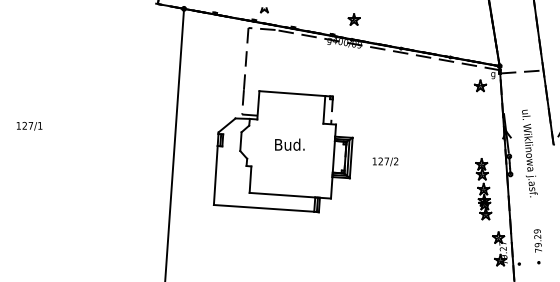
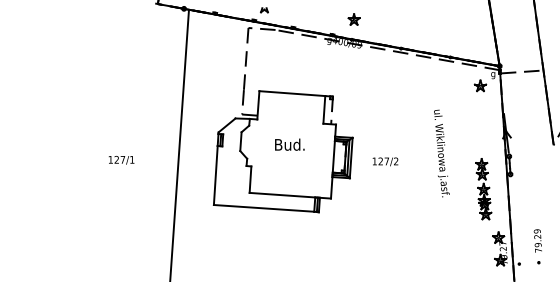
text position: (29, 126) -> (121, 160) (121, 160)
line position: (174, 144) -> (179, 144) (179, 144)
text position: (529, 153) -> (441, 153) (441, 153)
